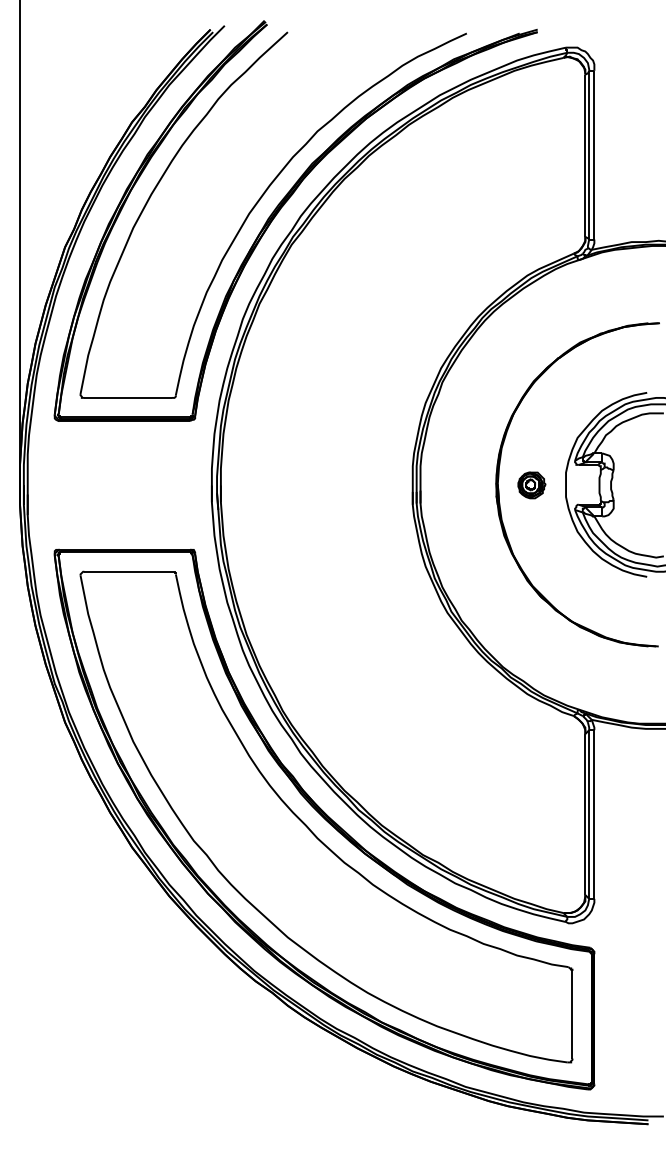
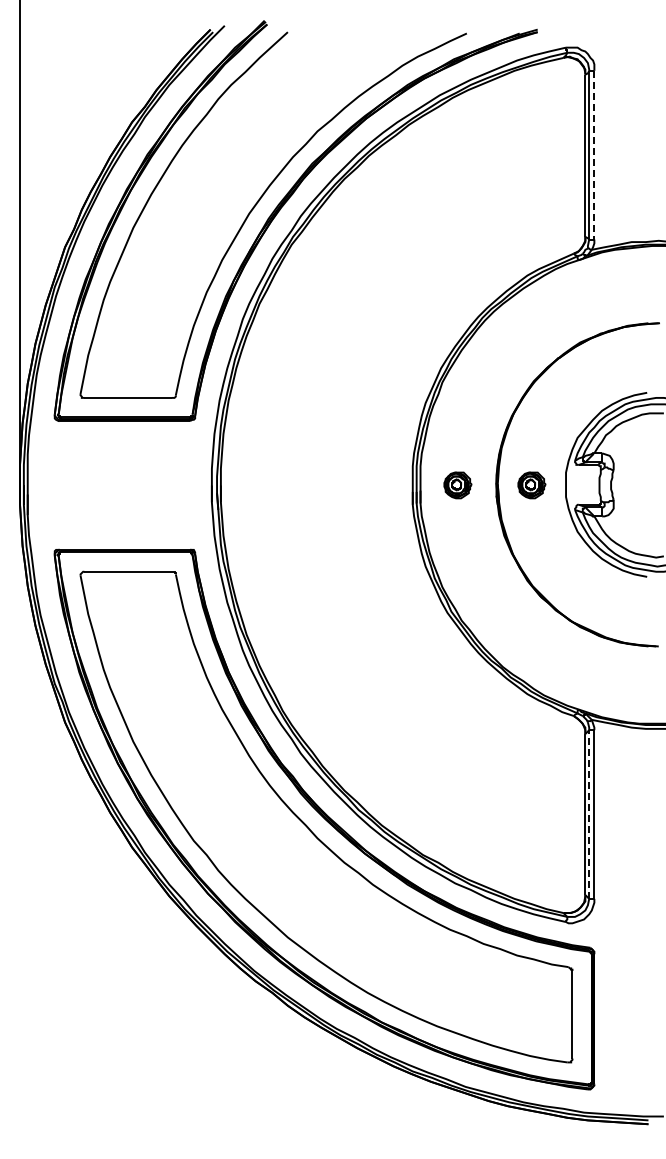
line: solid -> dashed (594, 155)
part: none -> present (457, 485)
line: solid -> dashed (589, 814)
